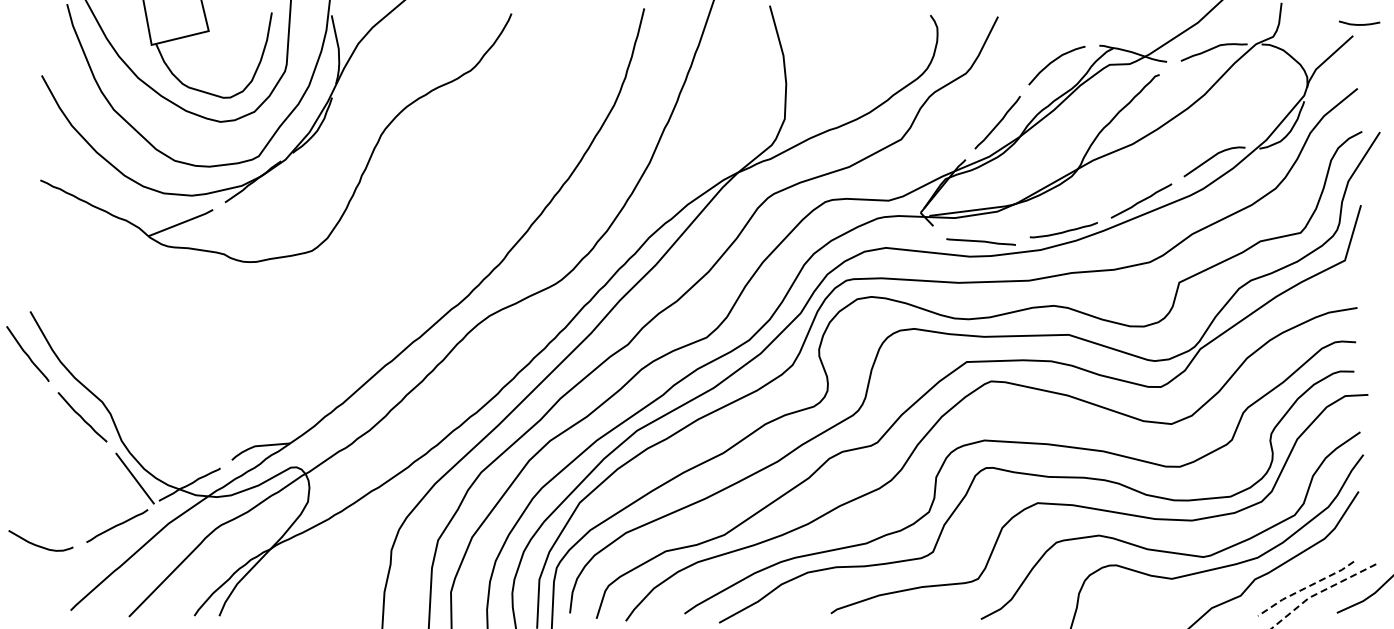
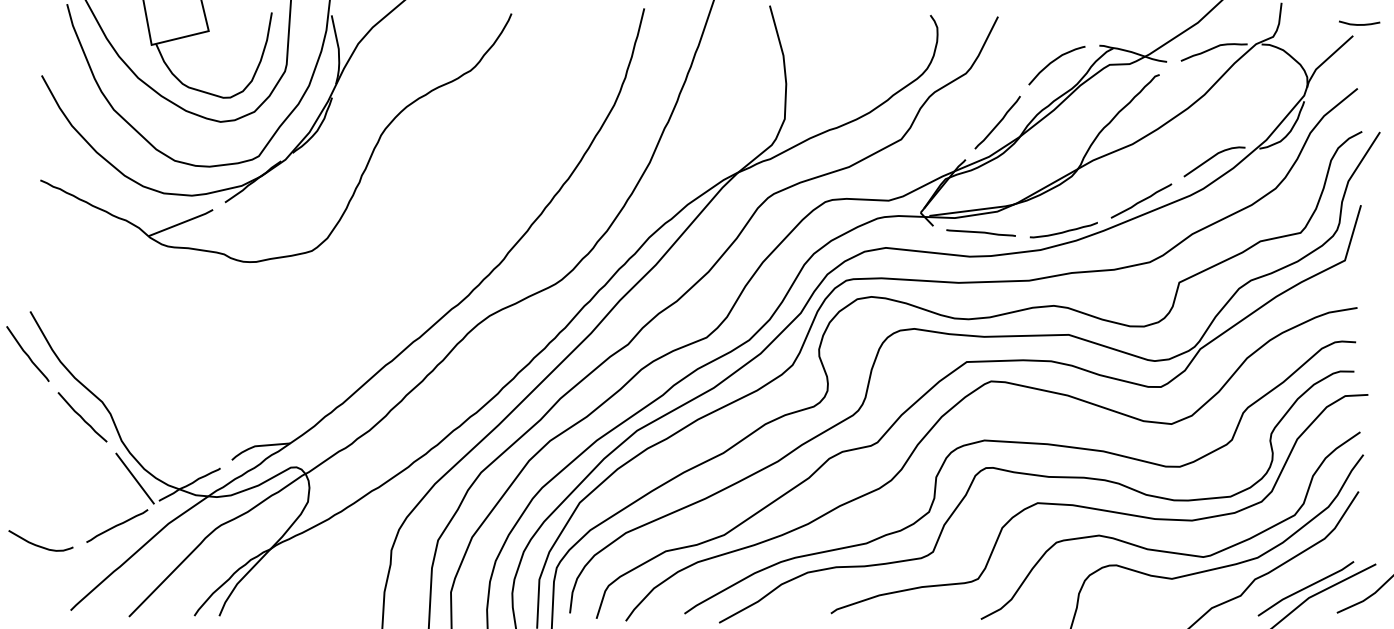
line position: (980, 241) -> (980, 232) (980, 232)
line: dashed -> solid (1305, 588)
line: dashed -> solid (1320, 592)
